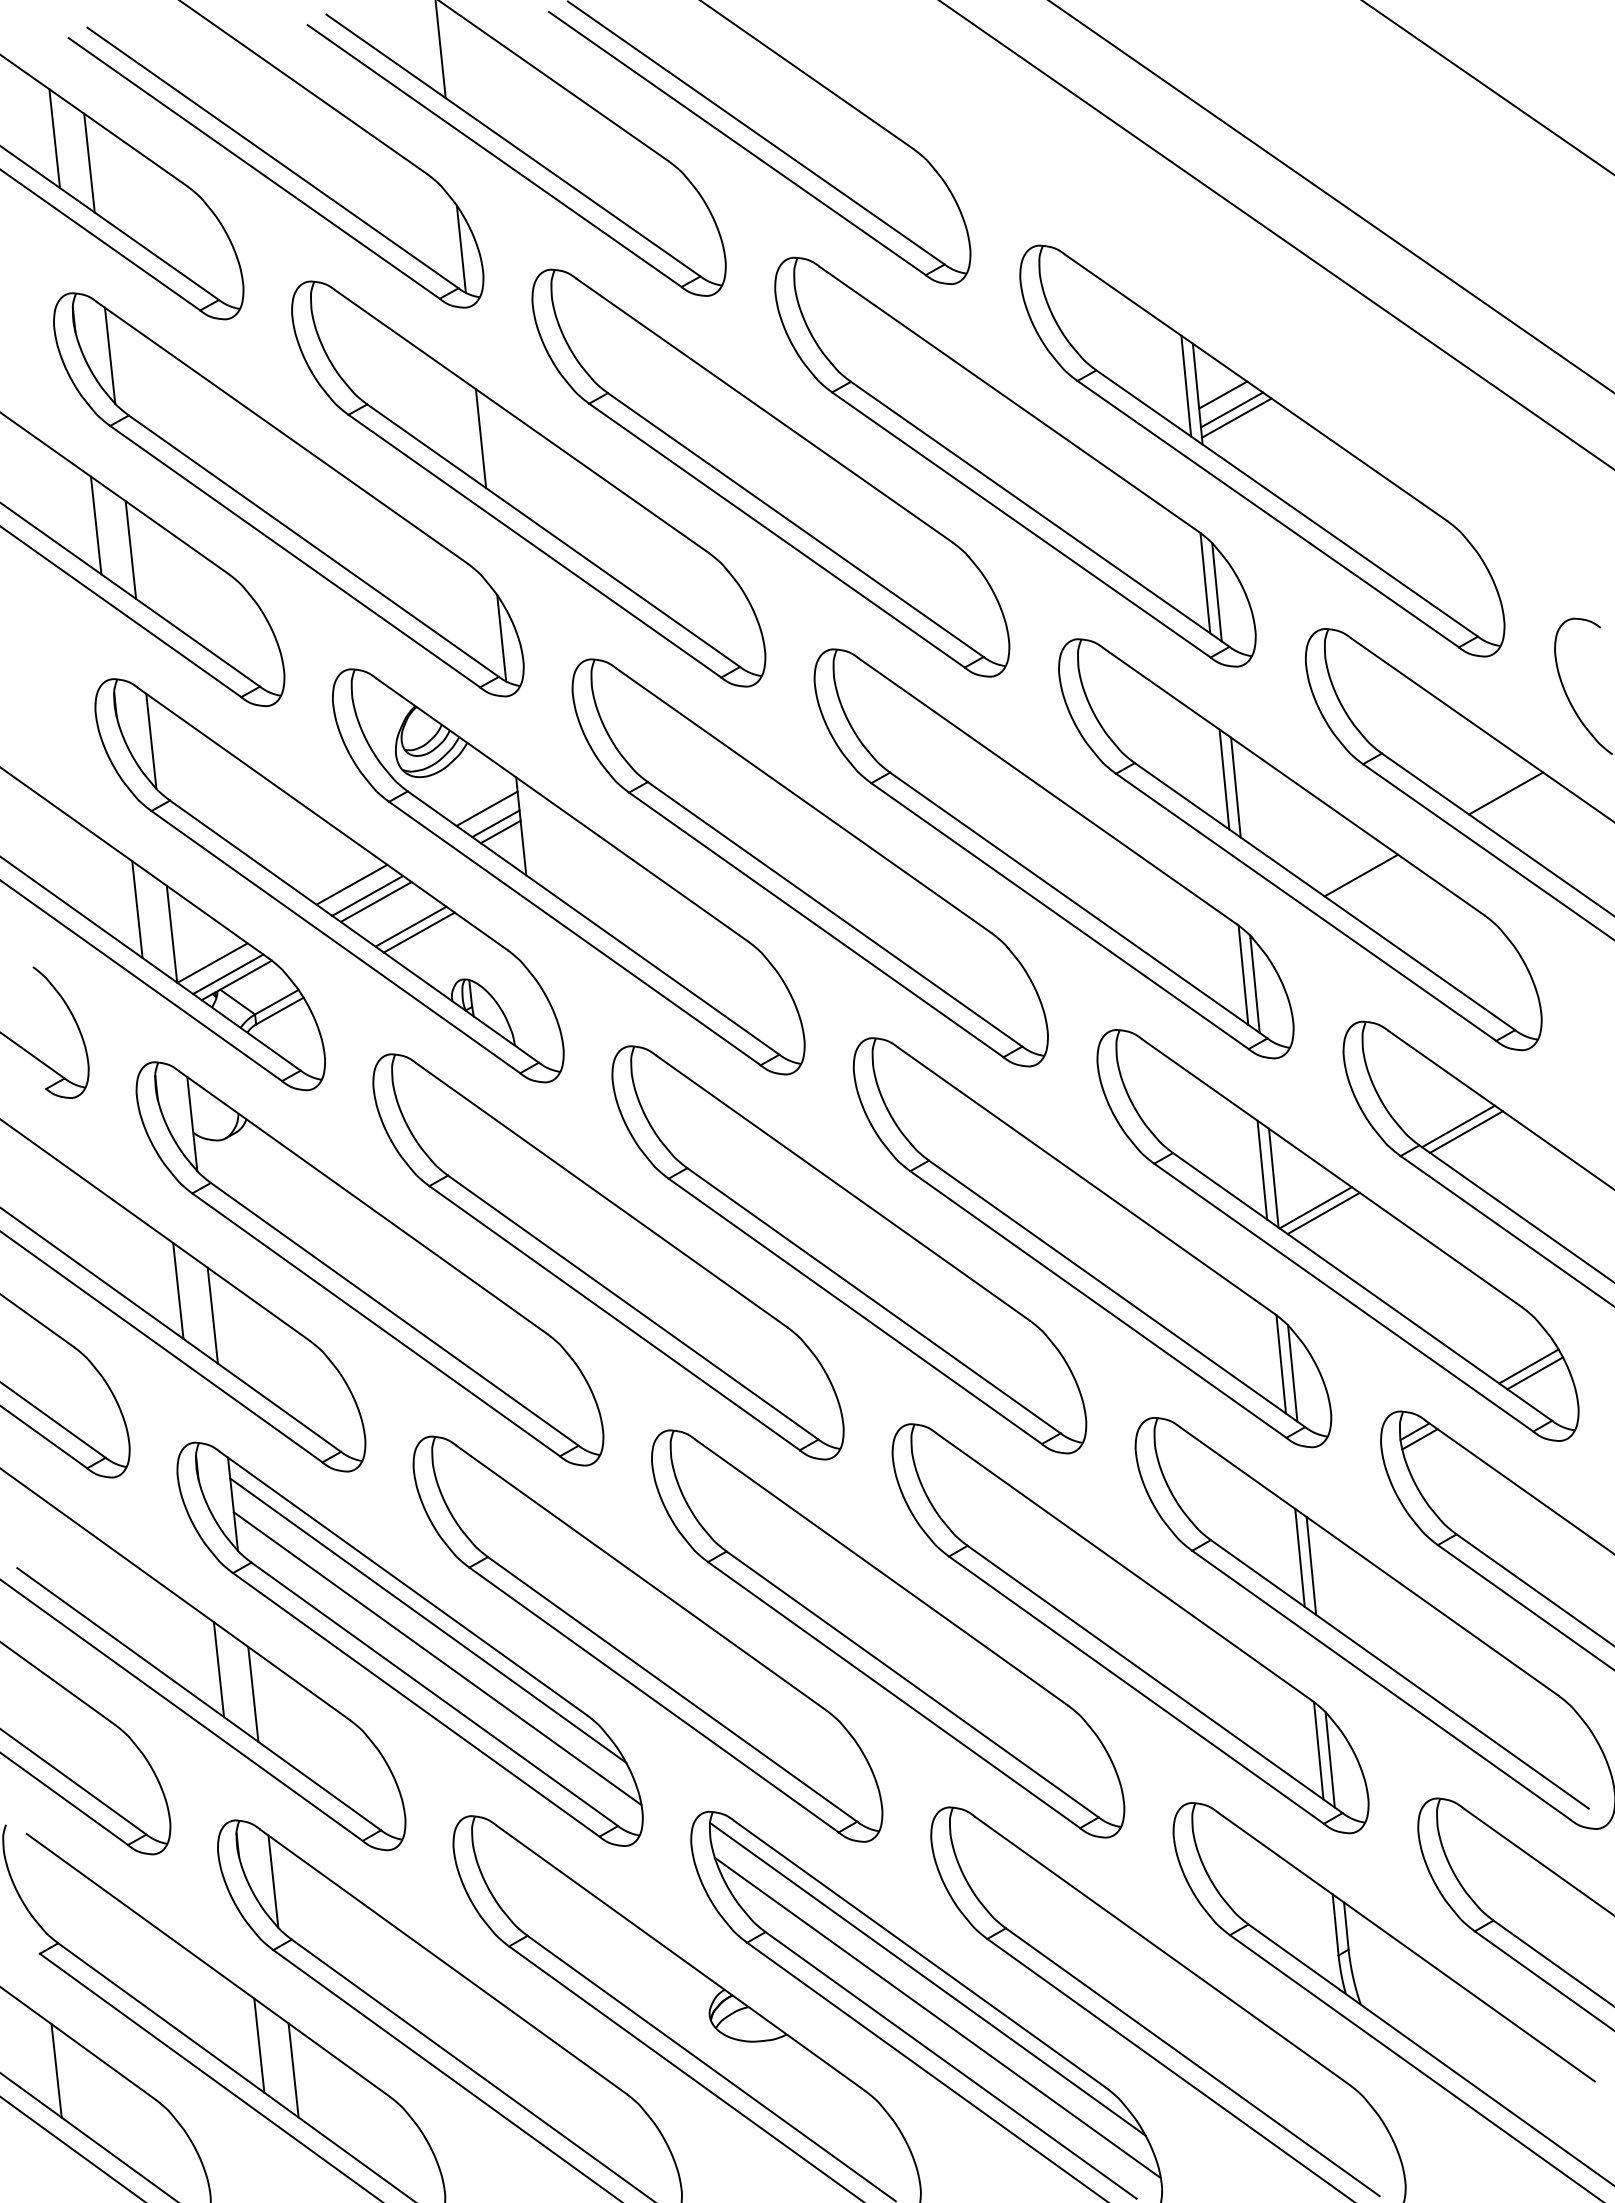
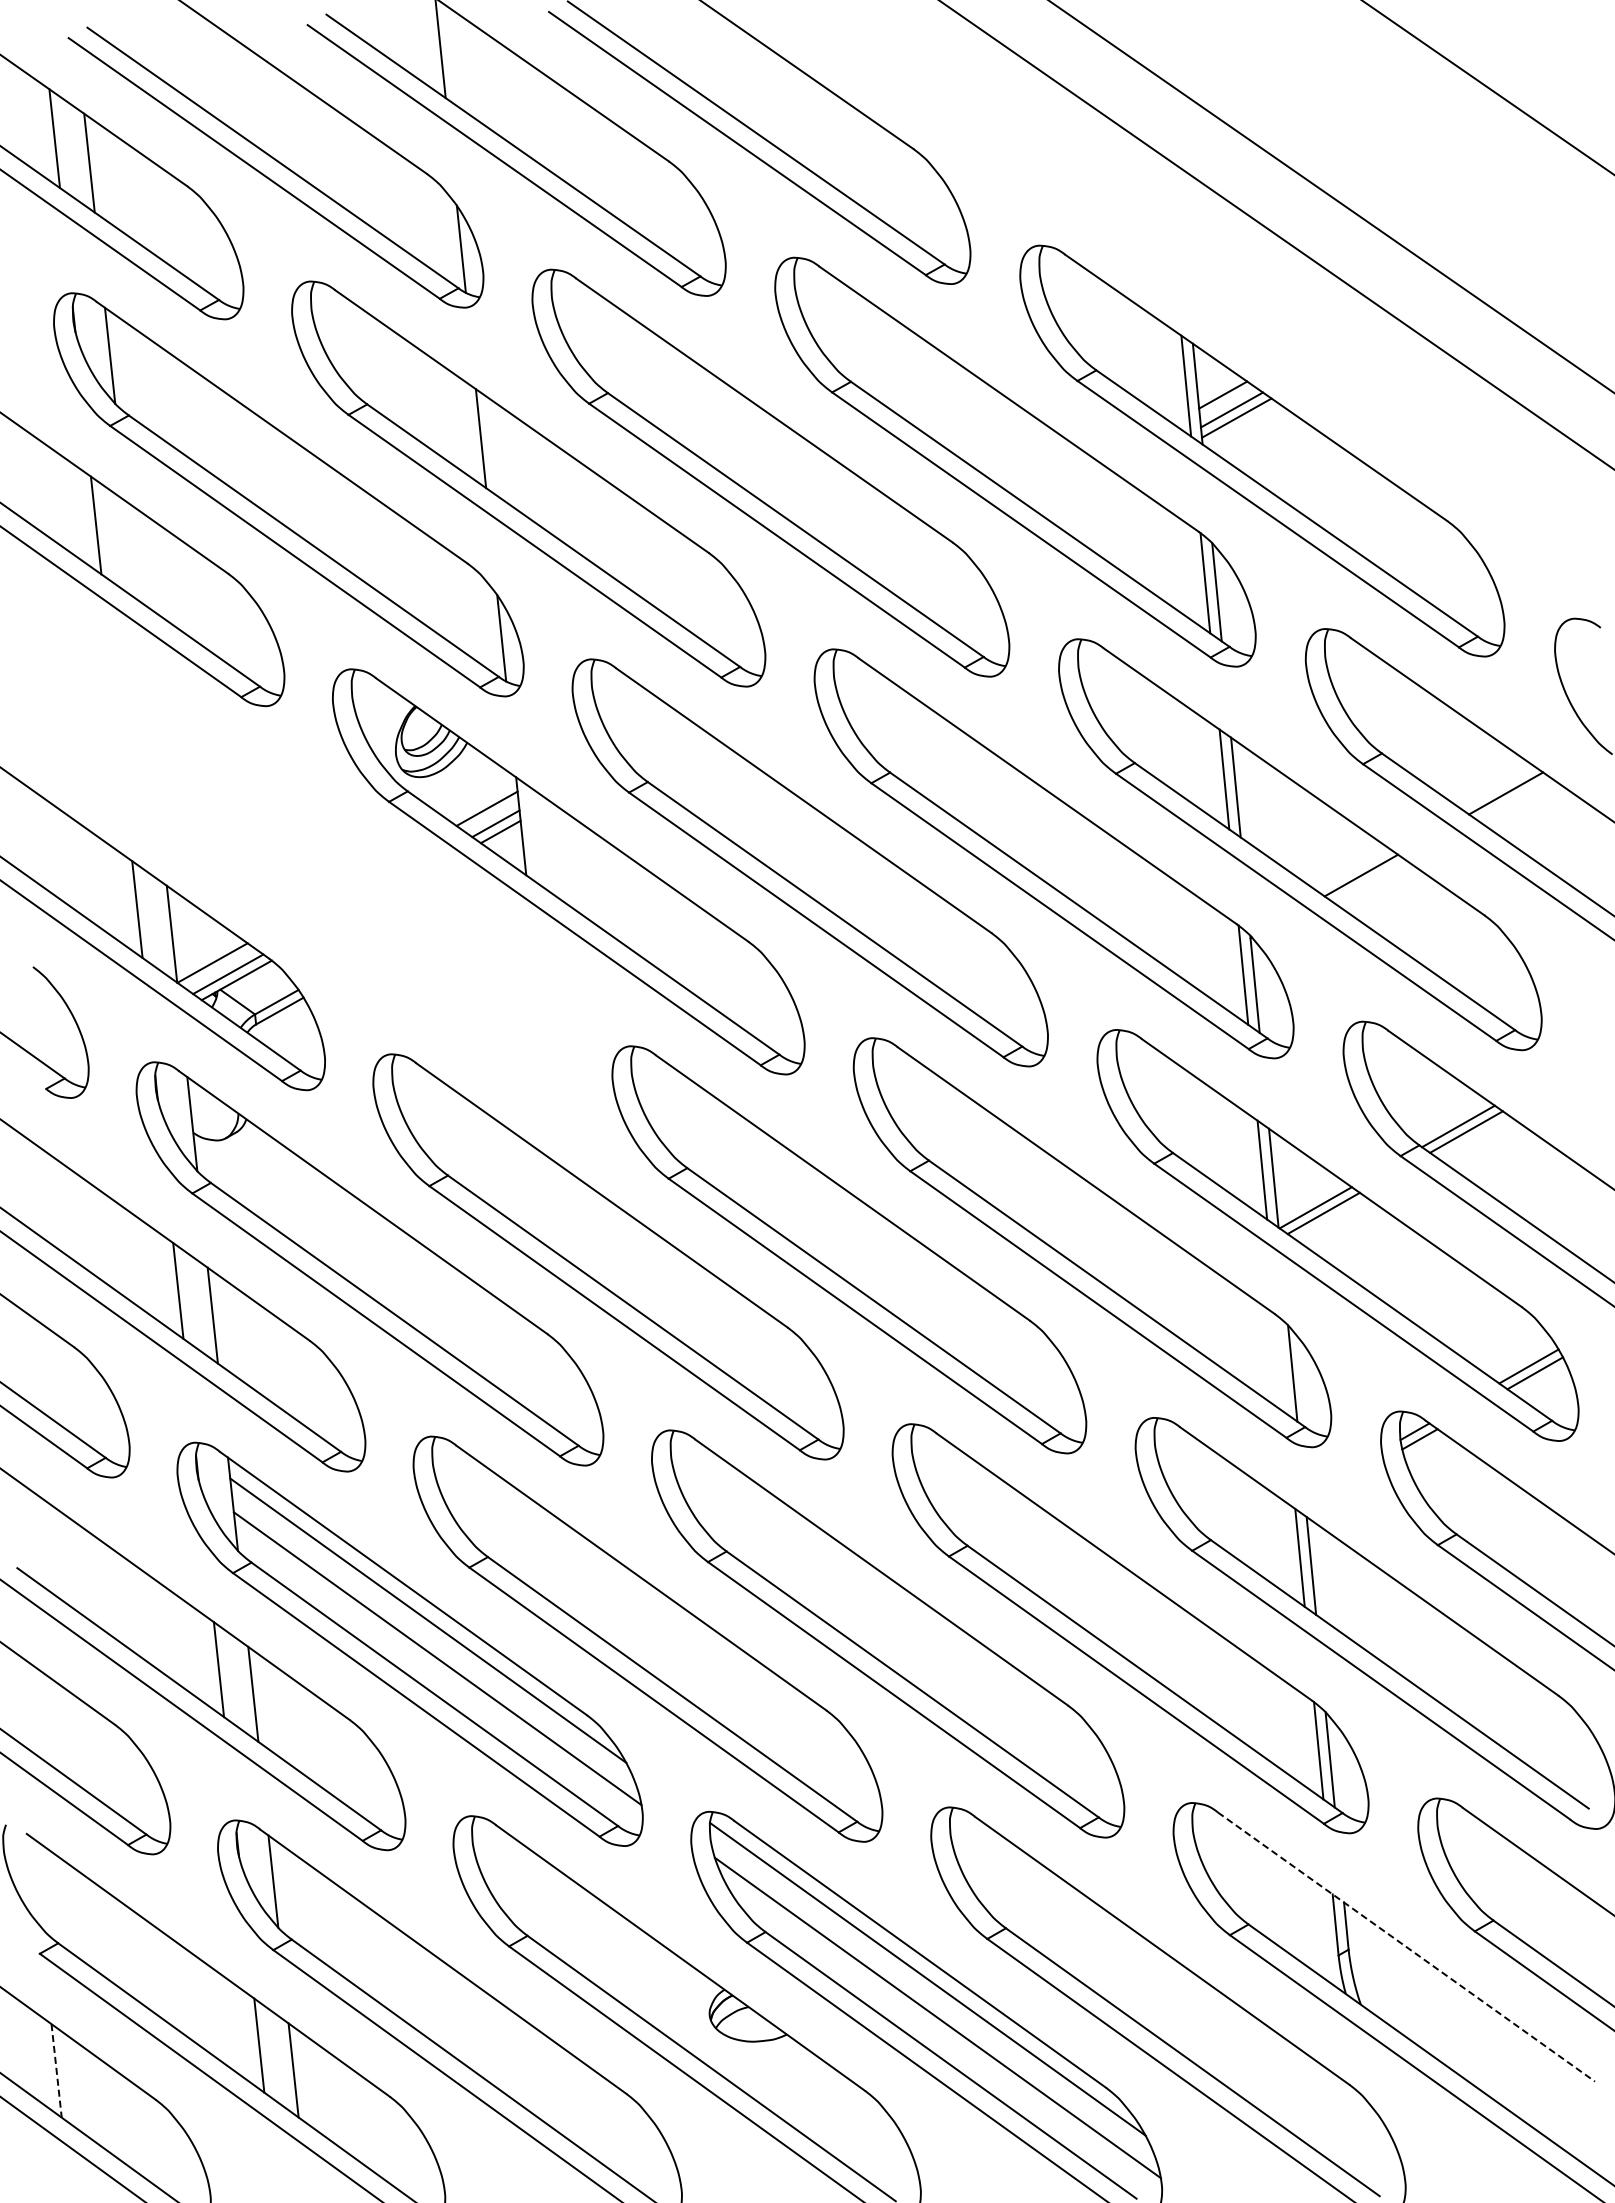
line: present -> none (130, 549)
part: present -> none (329, 880)
line: present -> none (1281, 1364)
line: solid -> dashed (1406, 1947)
line: solid -> dashed (56, 2071)
